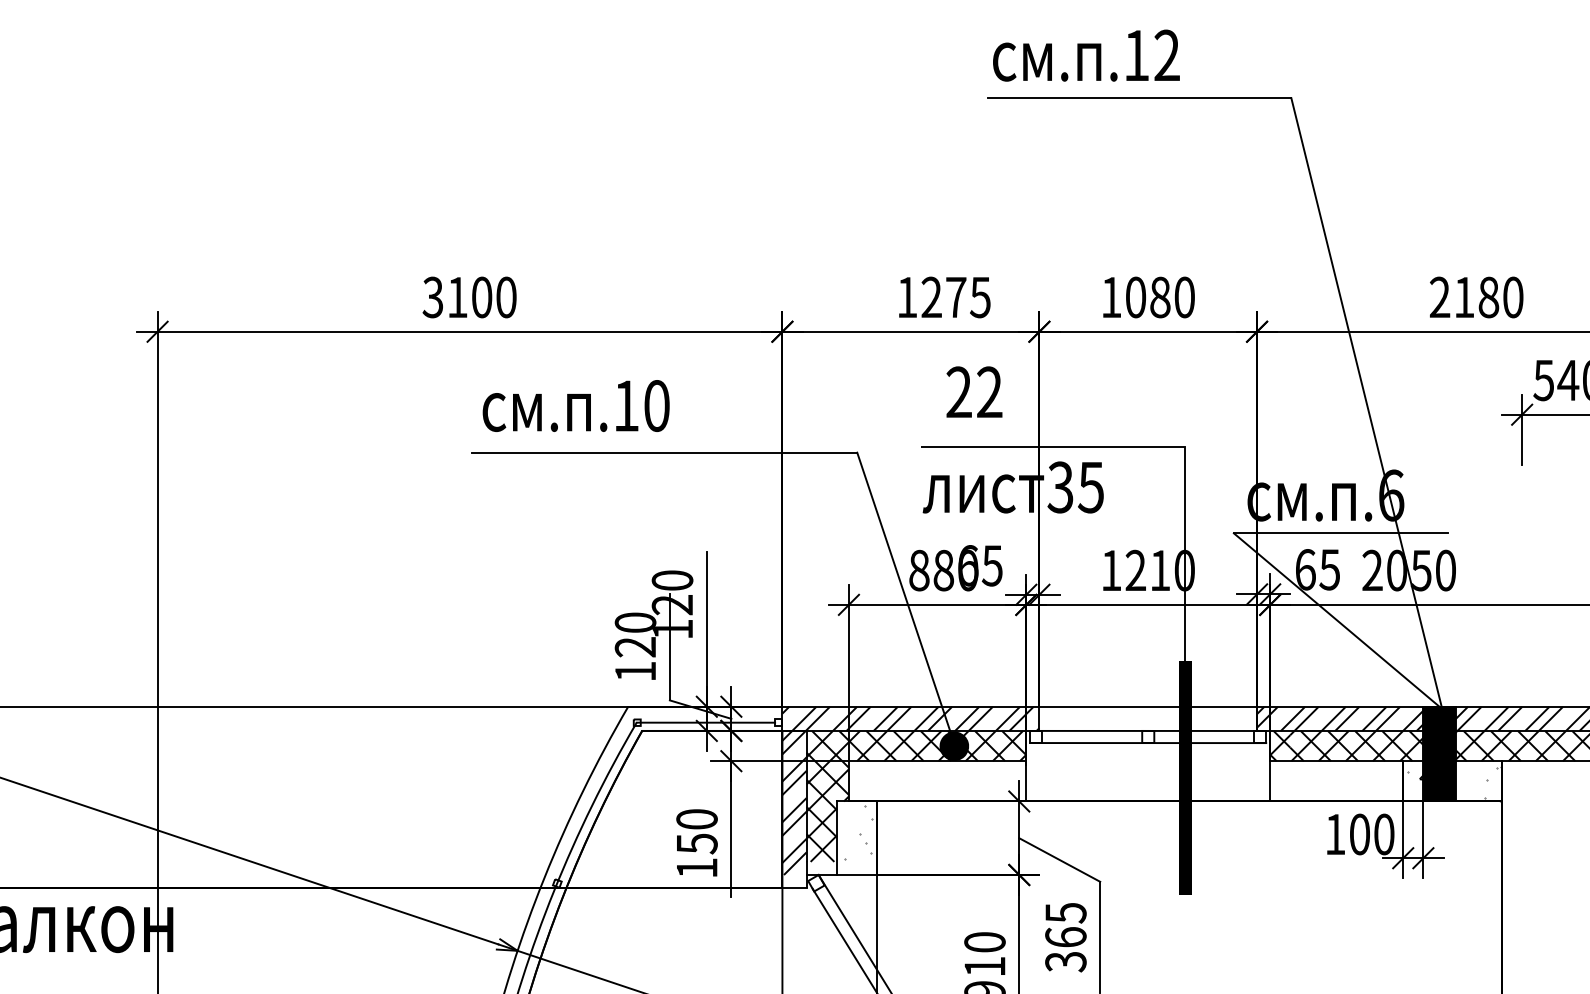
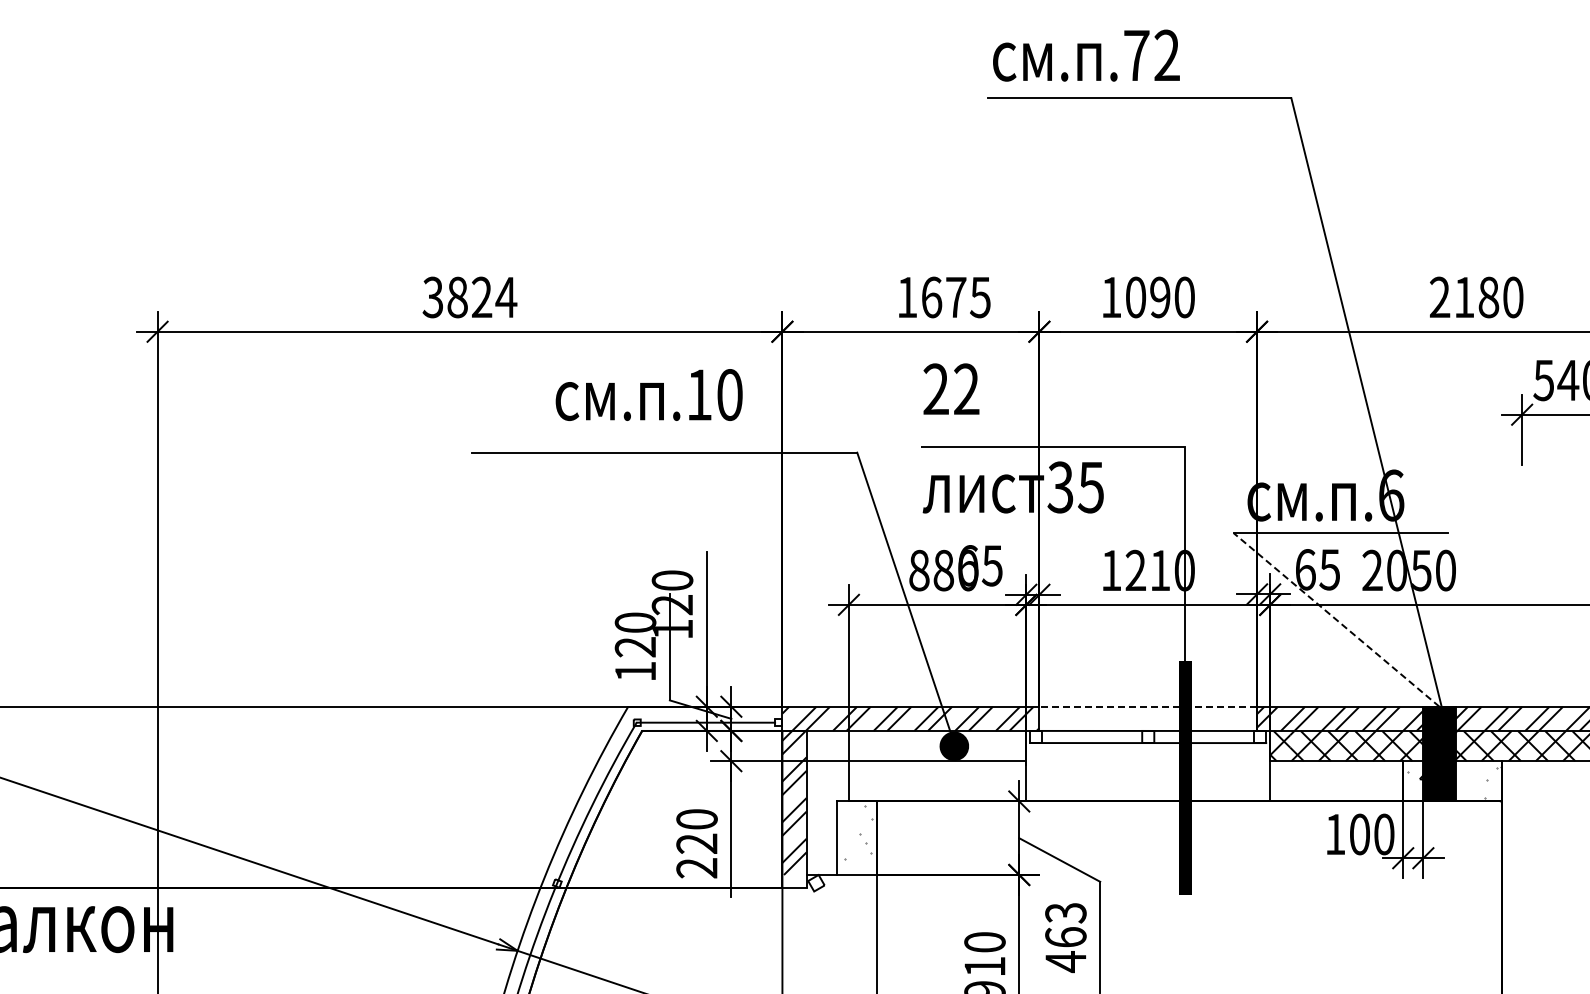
text: .12 -> .72 (1136, 55)
text: 3100 -> 3824 (482, 297)
text: 1275 -> 1675 (931, 297)
text: 1080 -> 1090 (1160, 297)
text position: (974, 391) -> (951, 388) (951, 388)
text position: (575, 405) -> (648, 394) (648, 394)
line: solid -> dashed (1336, 619)
line: solid -> dashed (1148, 706)
hatch: present -> none (916, 795)
text: 150 -> 220 (696, 855)
line: present -> none (853, 932)
text: 365 -> 463 (1065, 938)
line: present -> none (843, 939)
